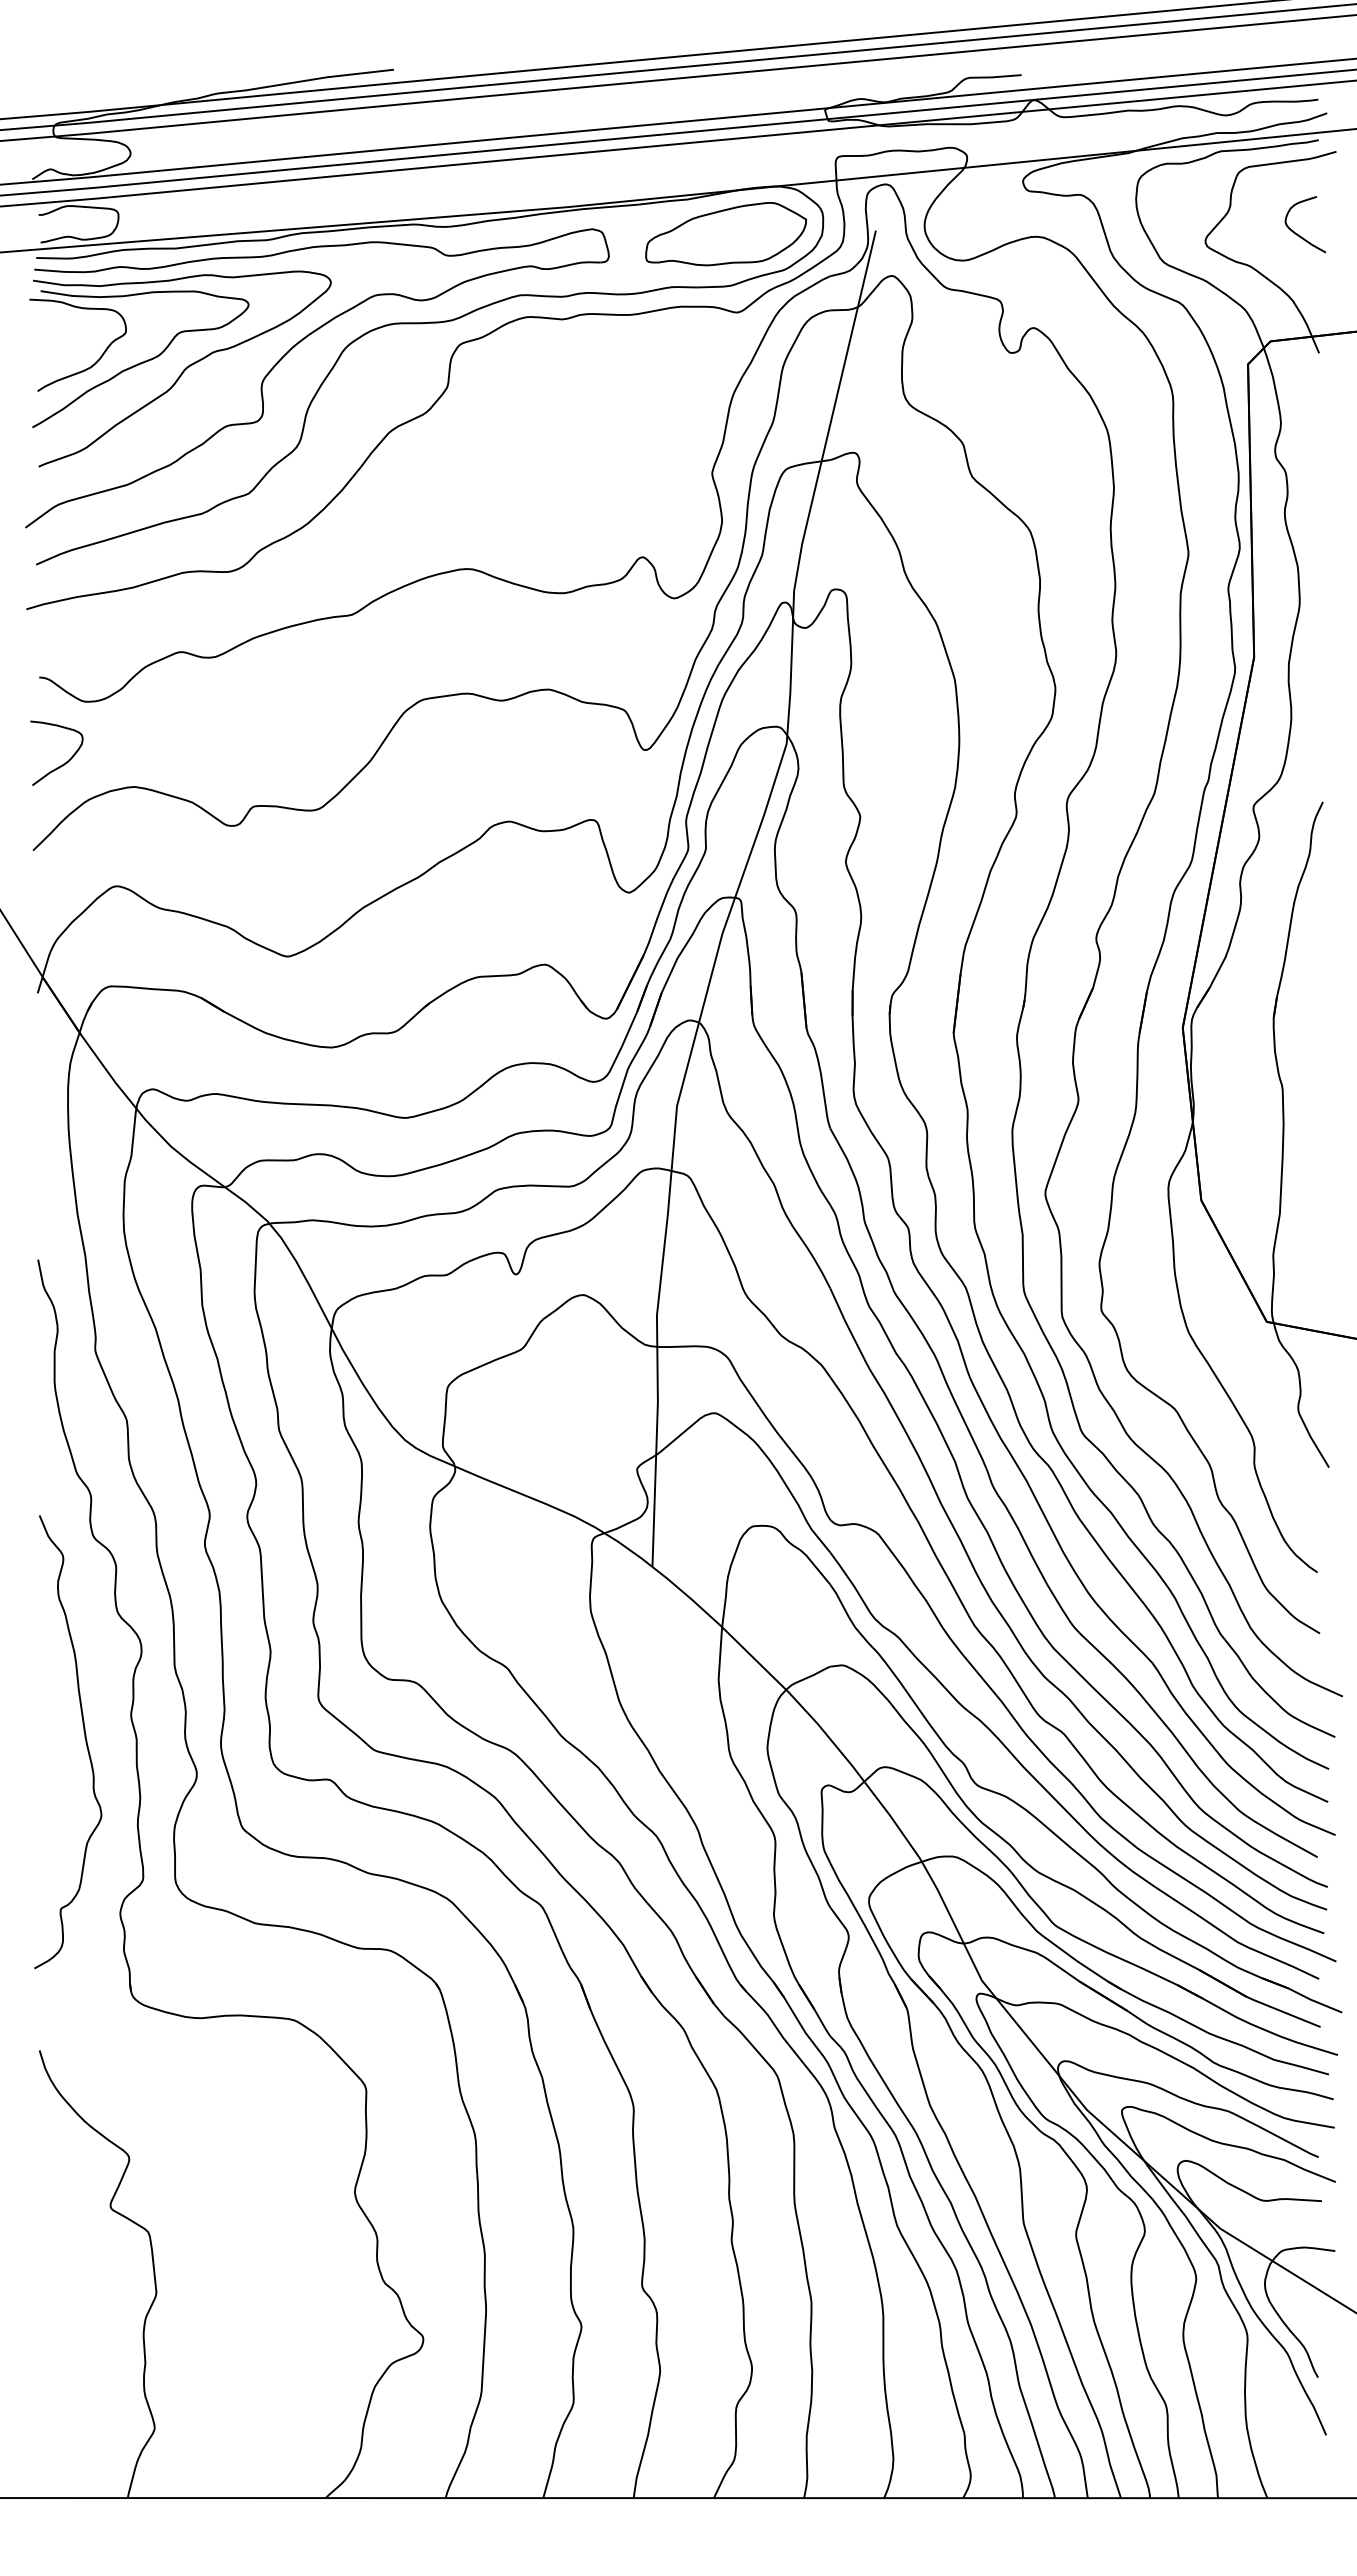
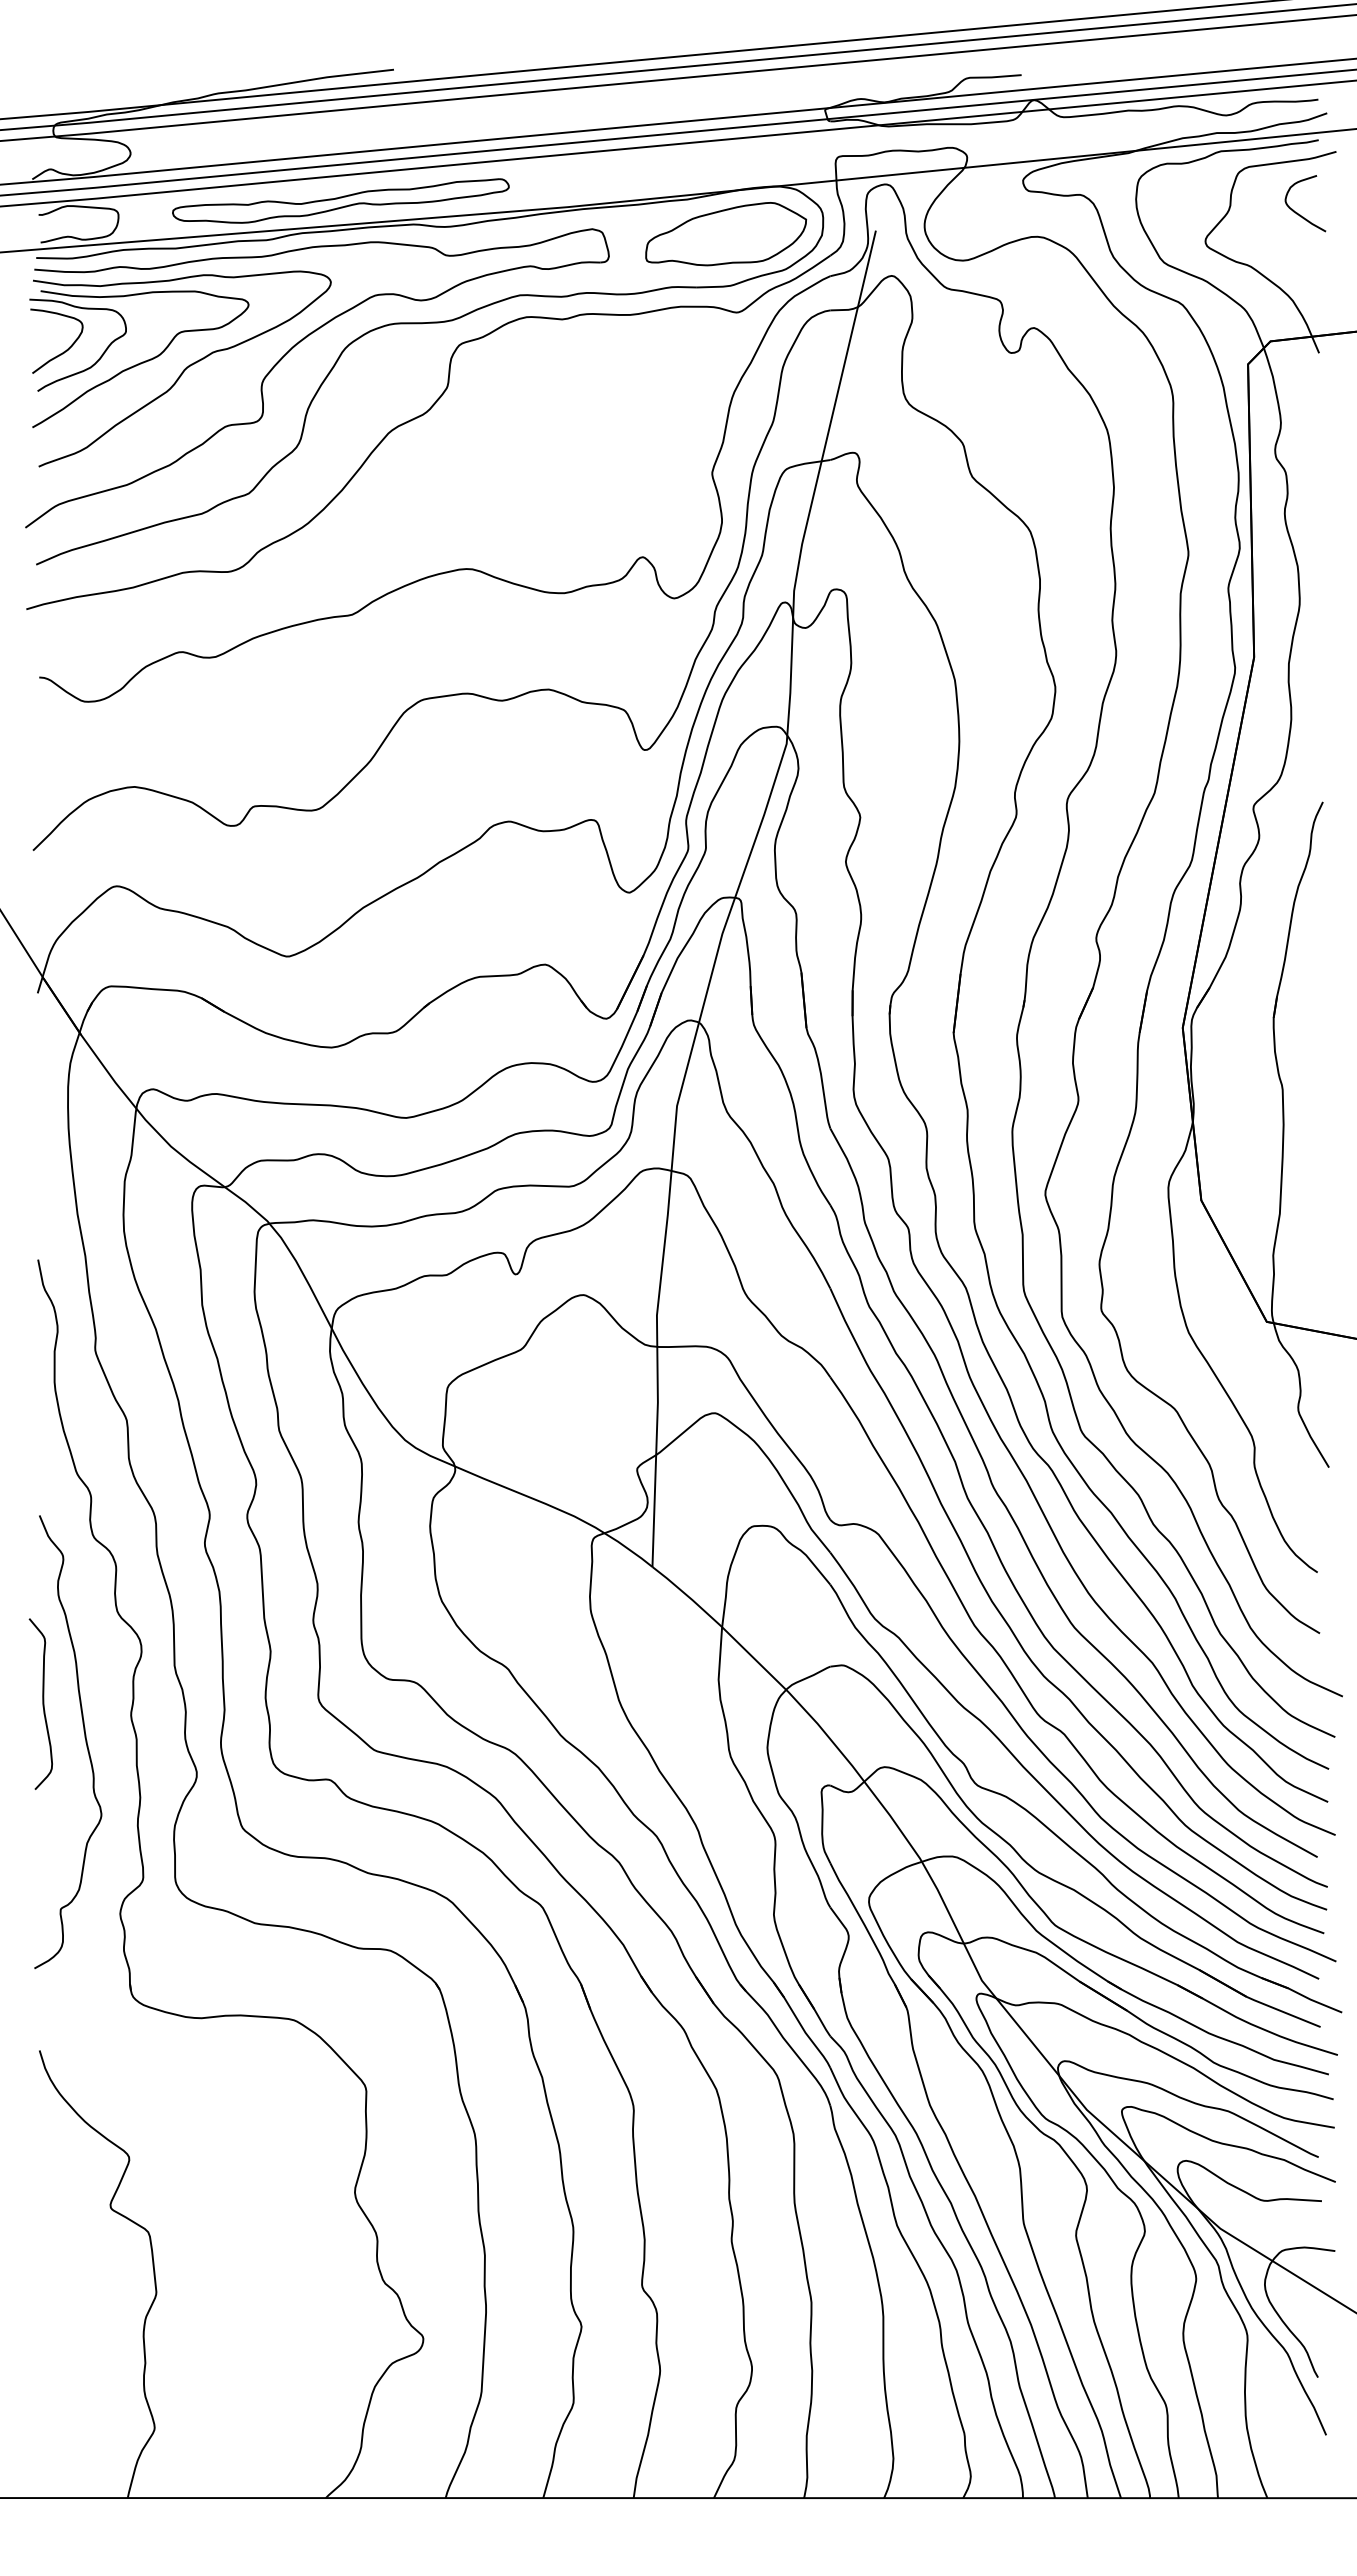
part: none -> present (340, 200)
curve position: (1297, 233) -> (1297, 212) (1297, 212)
curve position: (63, 763) -> (63, 351) (63, 351)
curve: none -> present (42, 1703)
